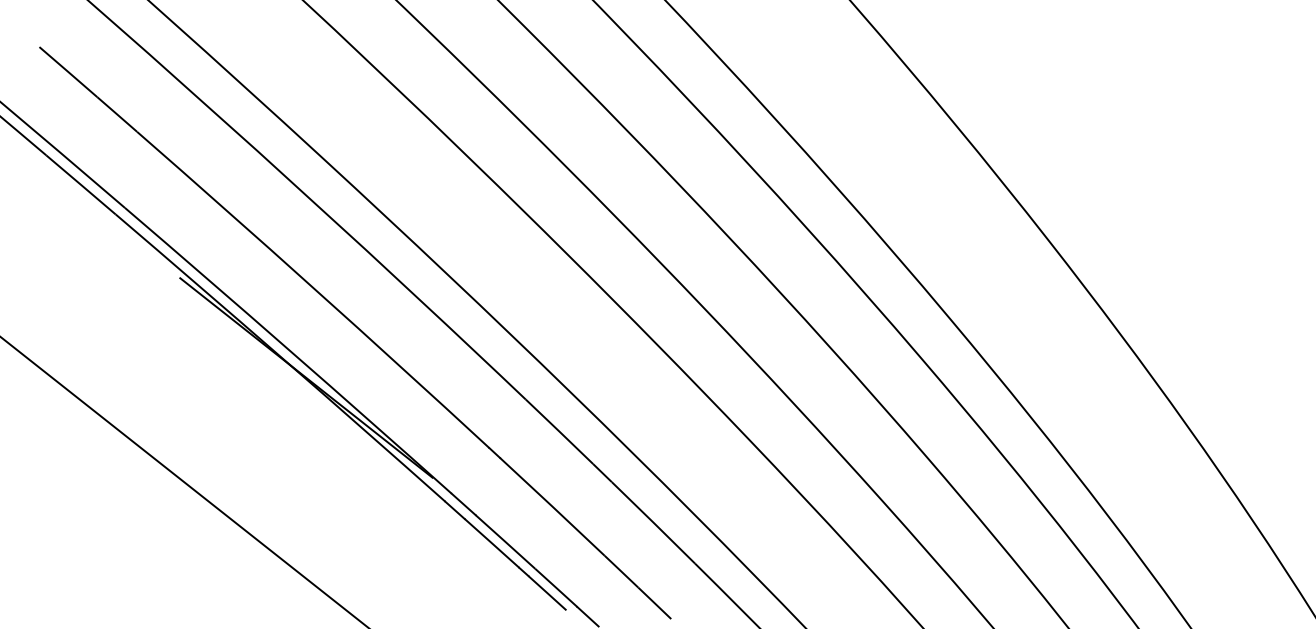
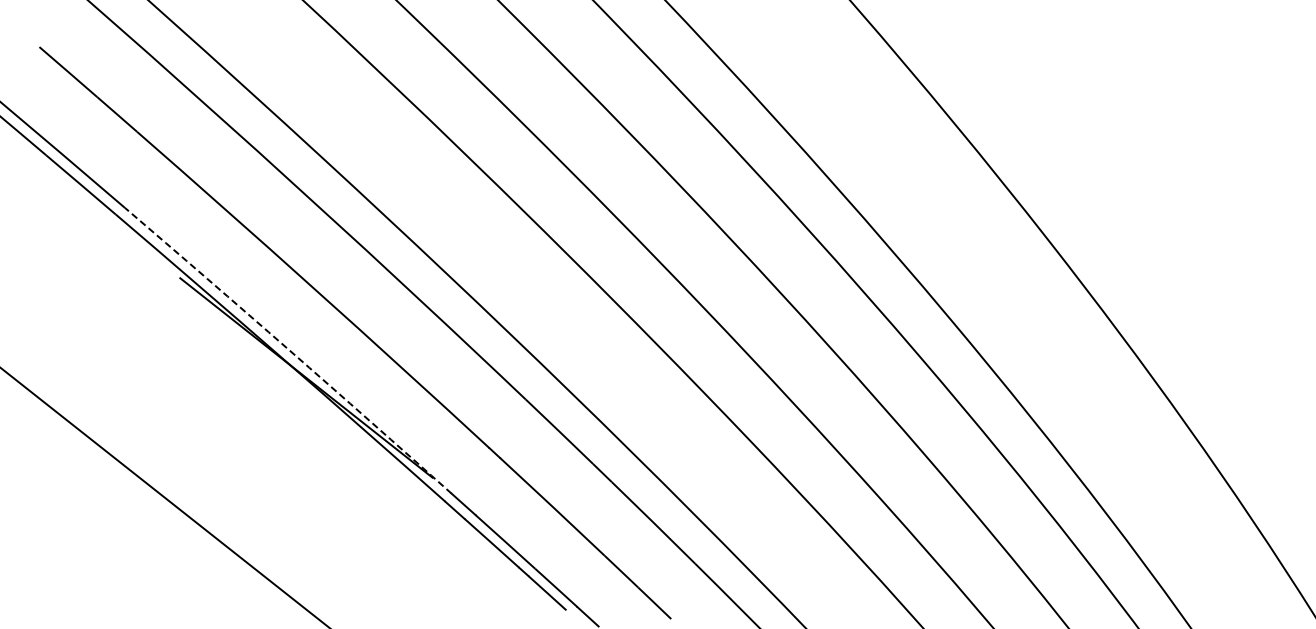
arc: solid -> dashed (289, 349)
line position: (183, 481) -> (164, 497) (164, 497)
